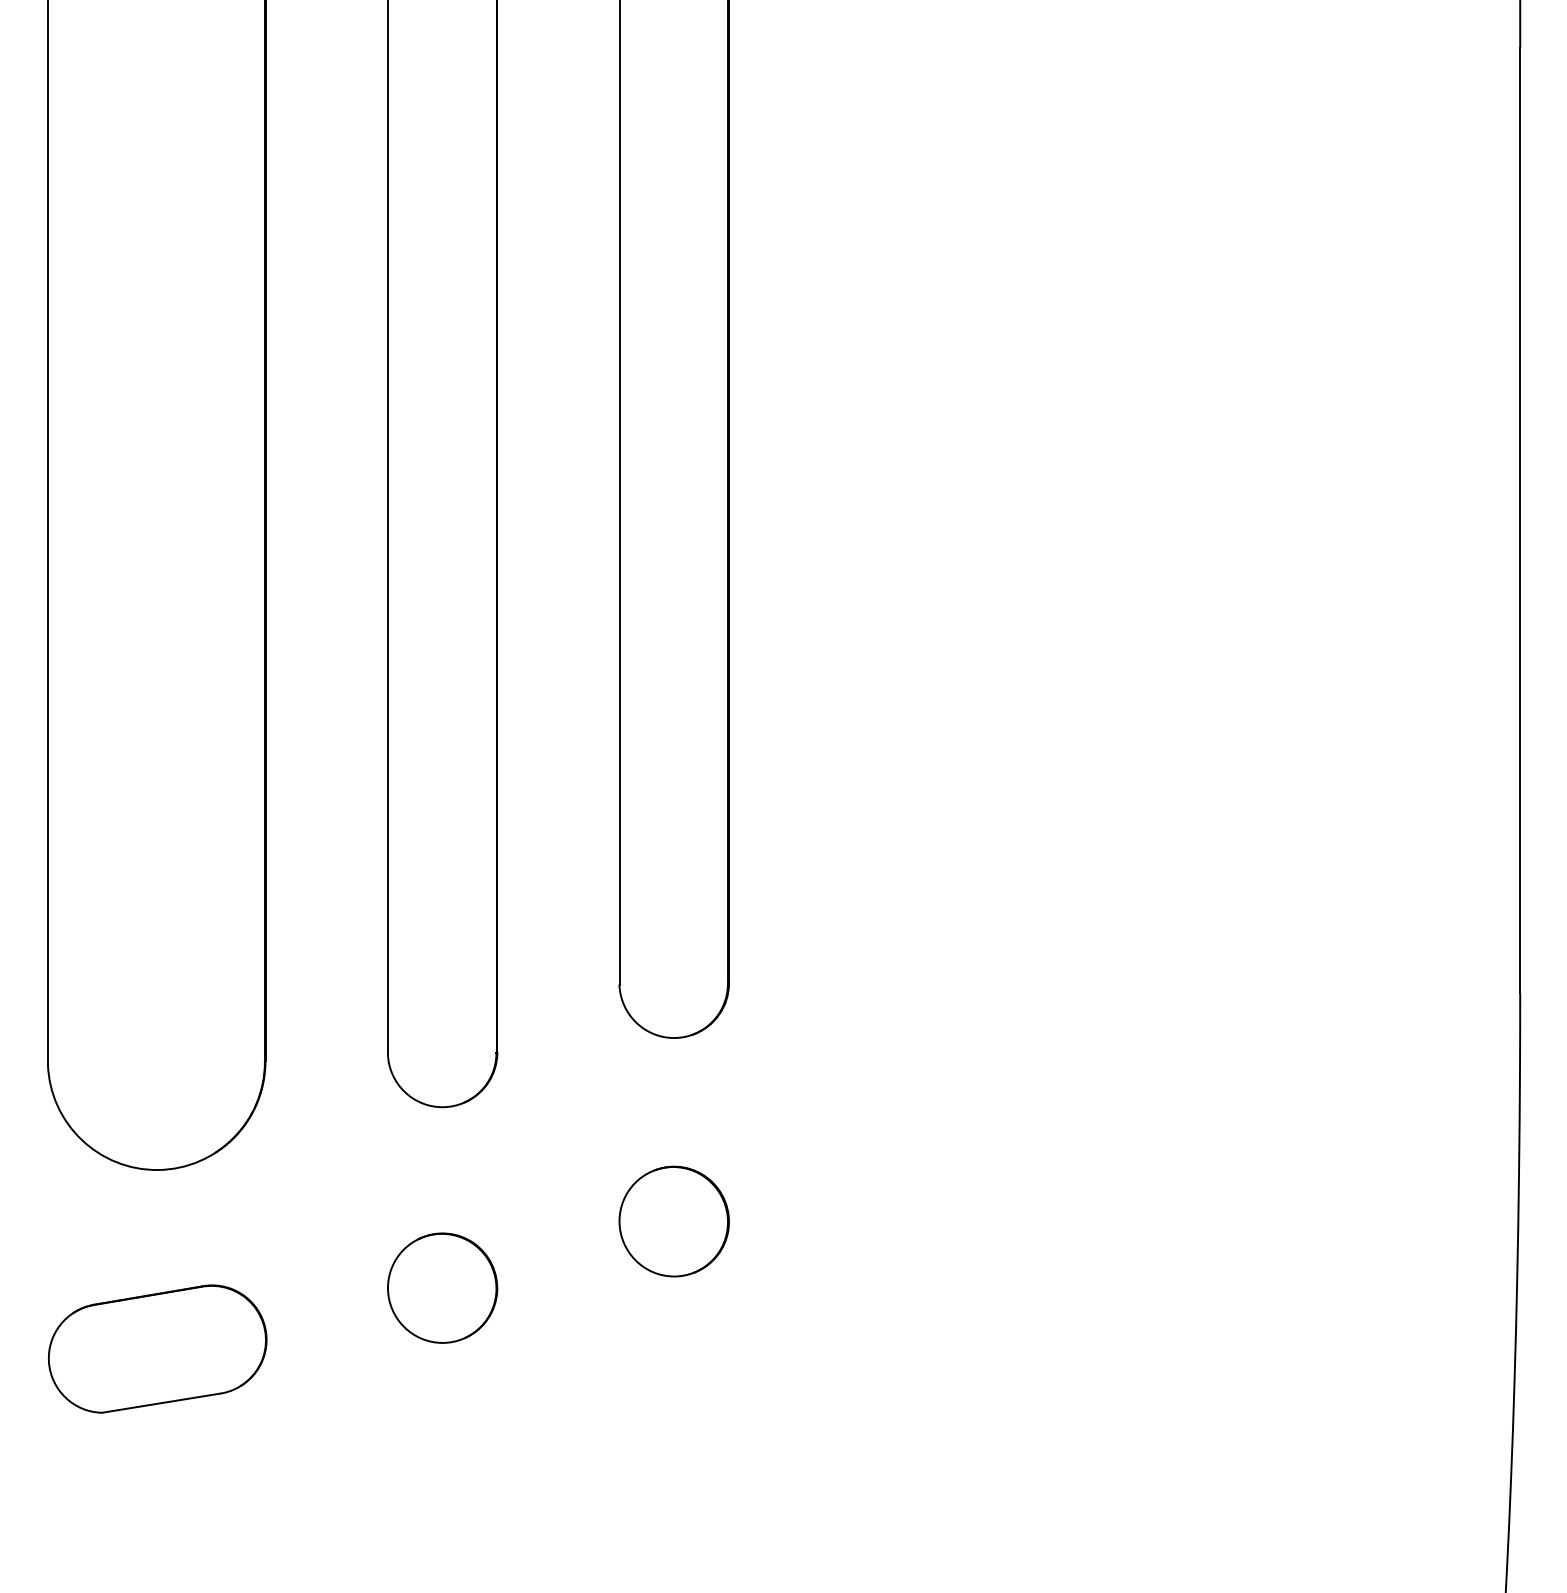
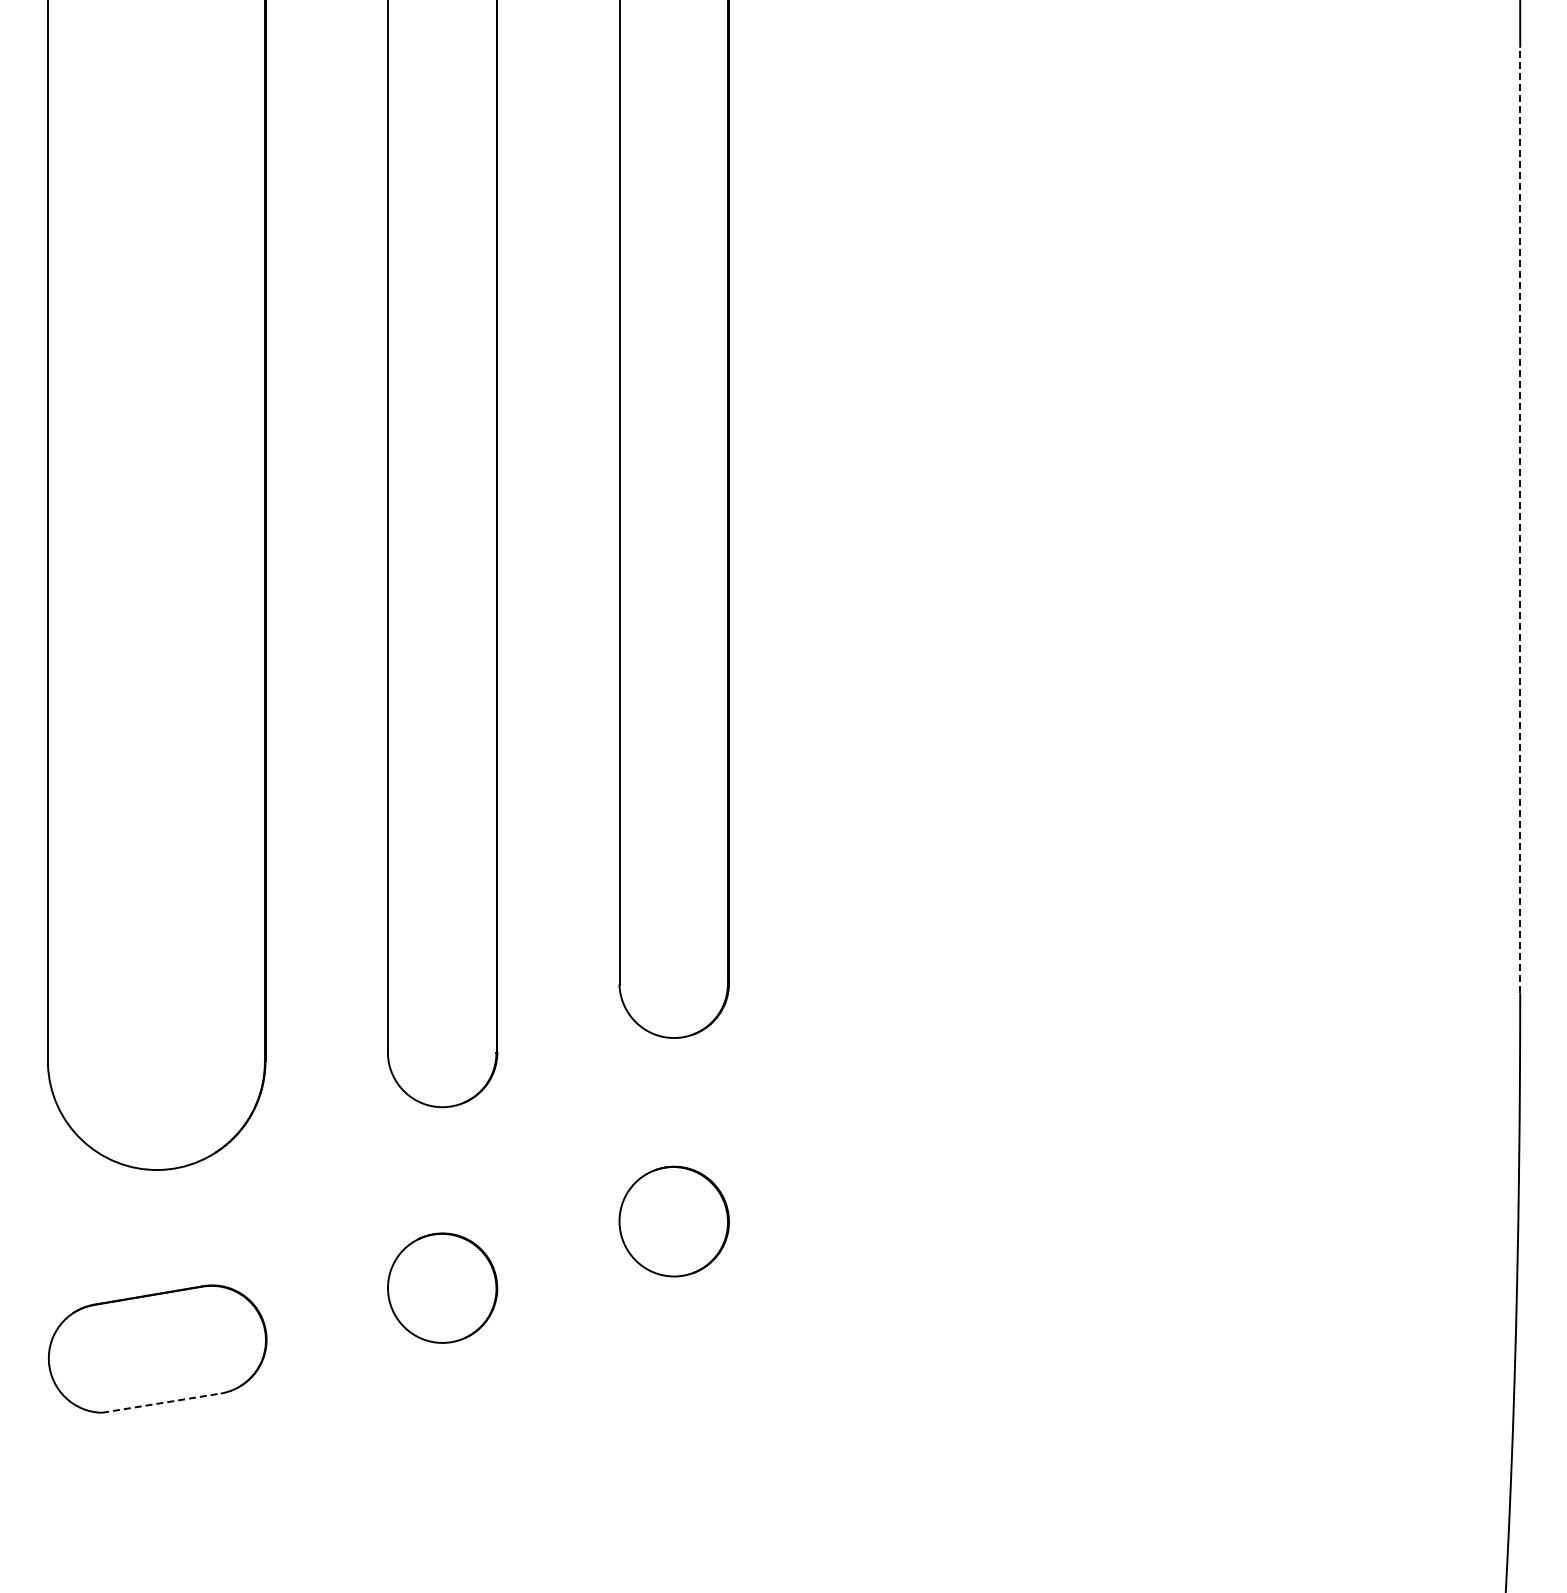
line: solid -> dashed (1520, 520)
line: solid -> dashed (161, 1403)
